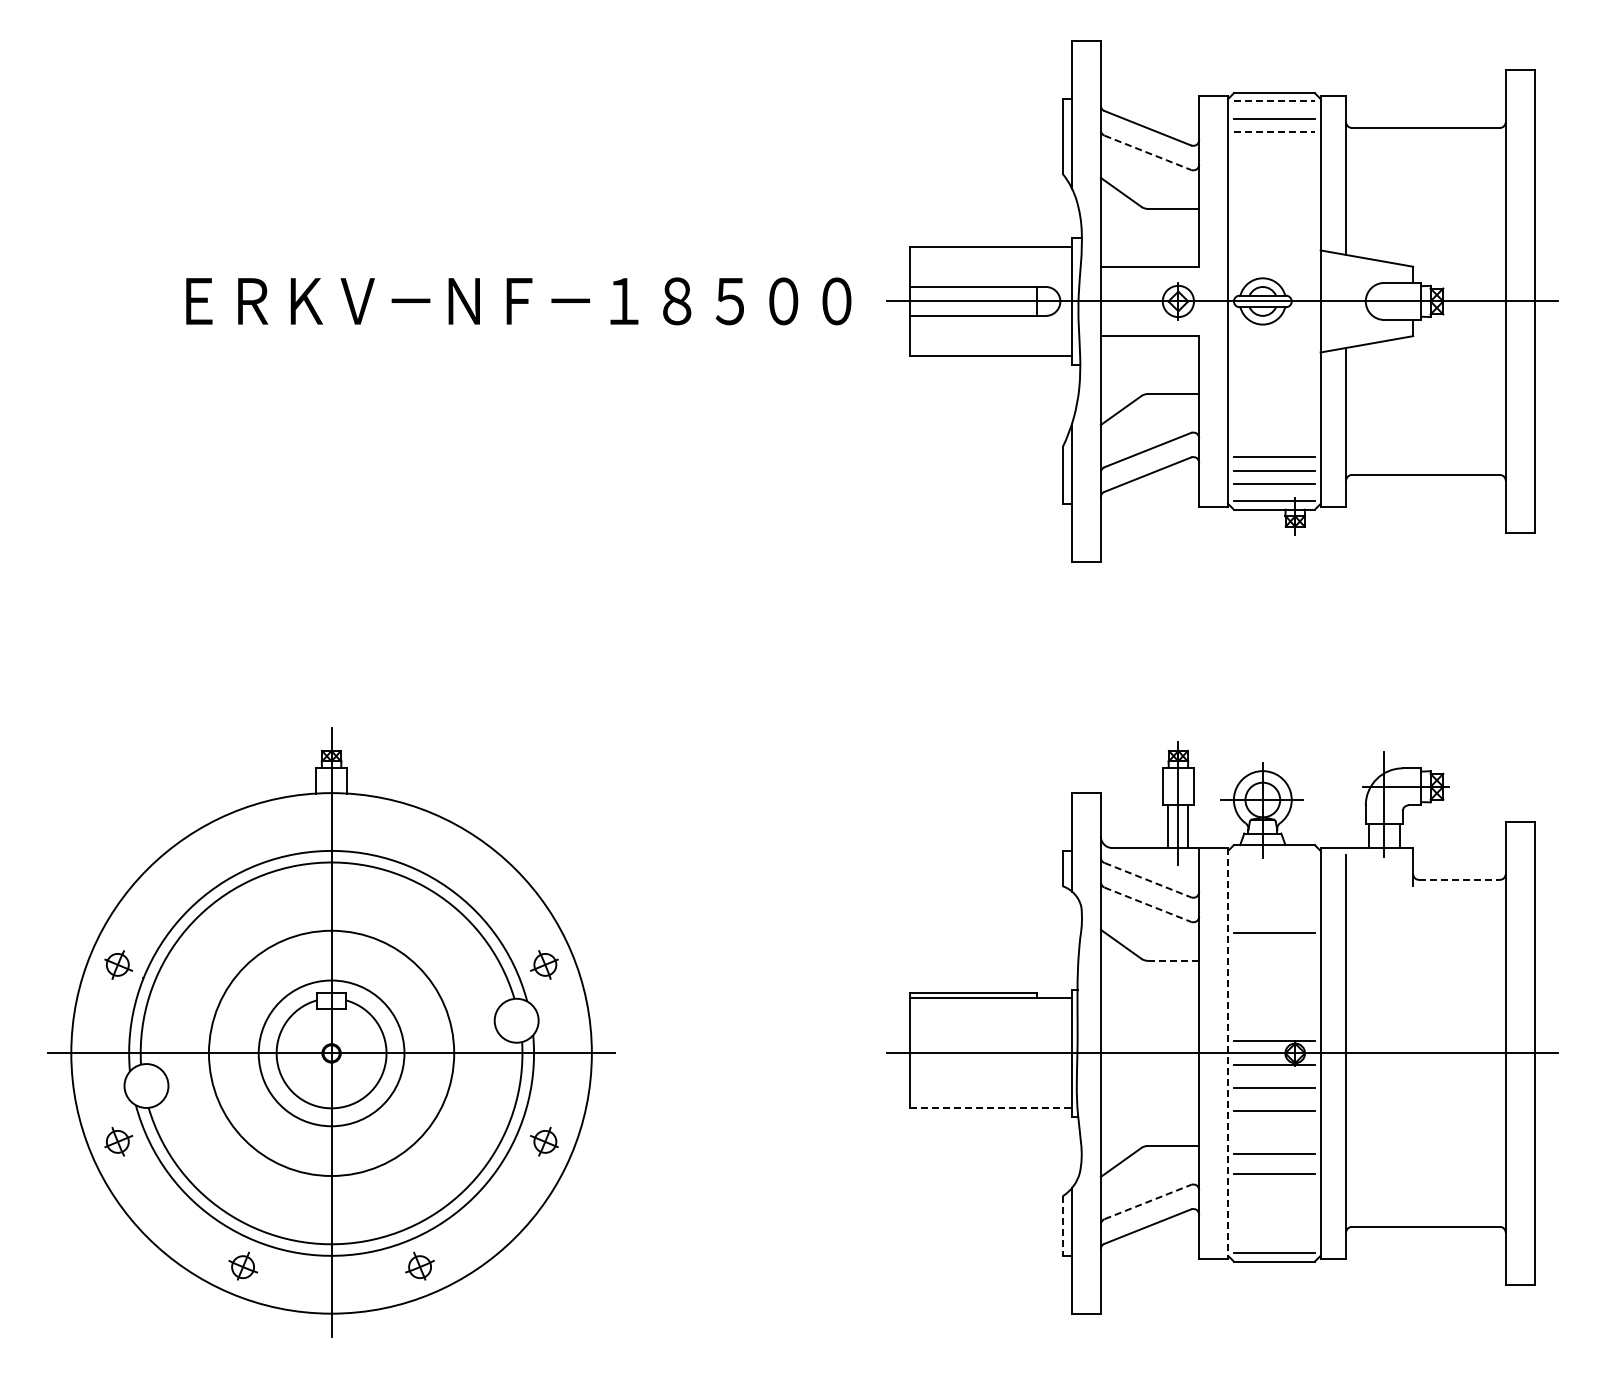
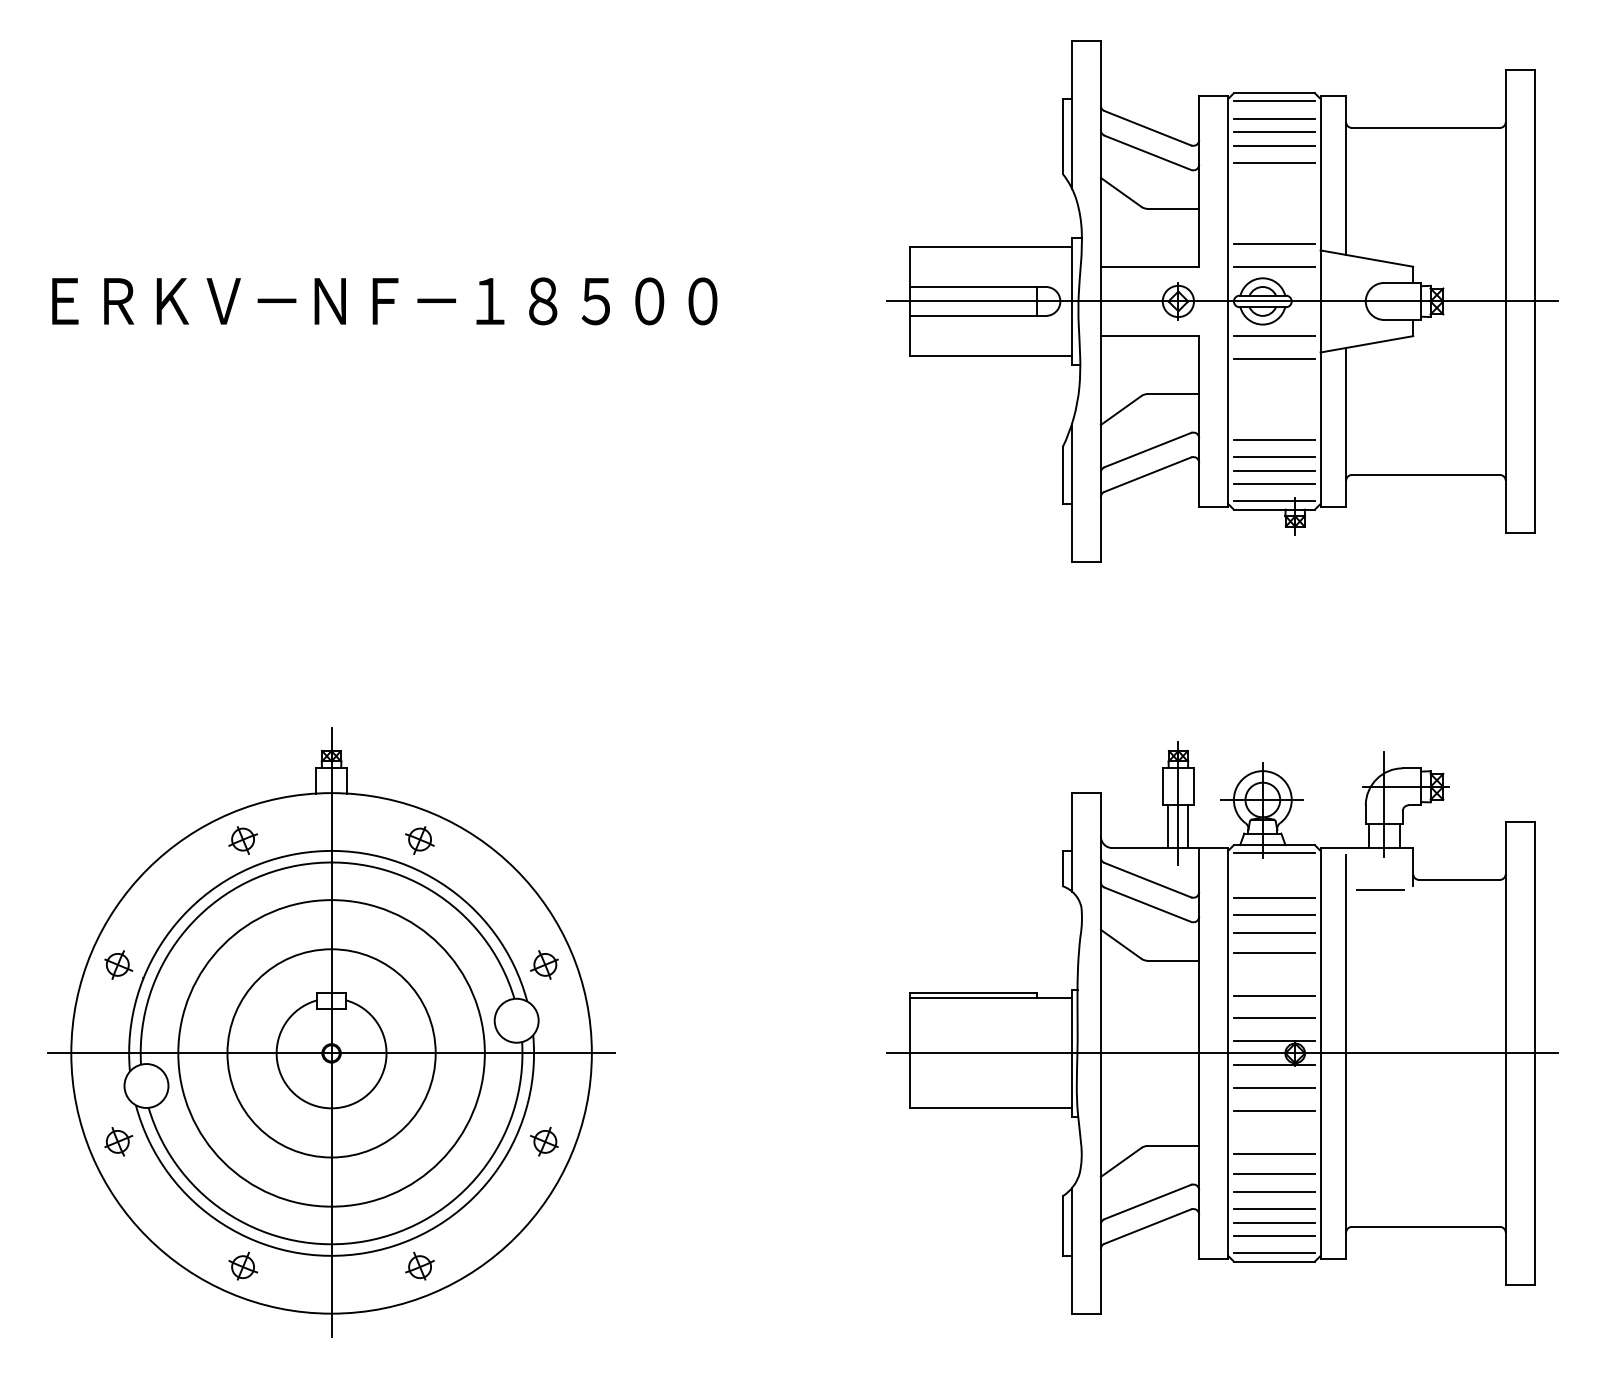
line: dashed -> solid (1274, 101)
line: dashed -> solid (1274, 131)
line: none -> present (1273, 145)
line: dashed -> solid (1147, 152)
line: none -> present (1273, 162)
line: none -> present (1273, 243)
line: none -> present (1273, 266)
text position: (518, 301) -> (384, 301) (384, 301)
line: none -> present (1273, 336)
line: none -> present (1273, 359)
line: none -> present (1273, 439)
part: none -> present (242, 840)
part: none -> present (419, 840)
line: none -> present (1273, 853)
line: dashed -> solid (1459, 879)
line: dashed -> solid (1147, 880)
line: none -> present (1380, 889)
line: none -> present (1273, 897)
line: dashed -> solid (1147, 904)
line: none -> present (1273, 914)
line: none -> present (1273, 952)
line: dashed -> solid (1173, 960)
line: none -> present (1273, 995)
line: none -> present (1273, 1018)
circle diameter: 146 px -> 208 px (331, 1053)
circle diameter: 245 px -> 307 px (331, 1053)
line: dashed -> solid (1228, 1053)
line: dashed -> solid (990, 1108)
line: none -> present (1273, 1191)
line: dashed -> solid (1147, 1201)
line: none -> present (1273, 1208)
line: none -> present (1273, 1223)
line: dashed -> solid (1062, 1226)
line: none -> present (1273, 1235)
